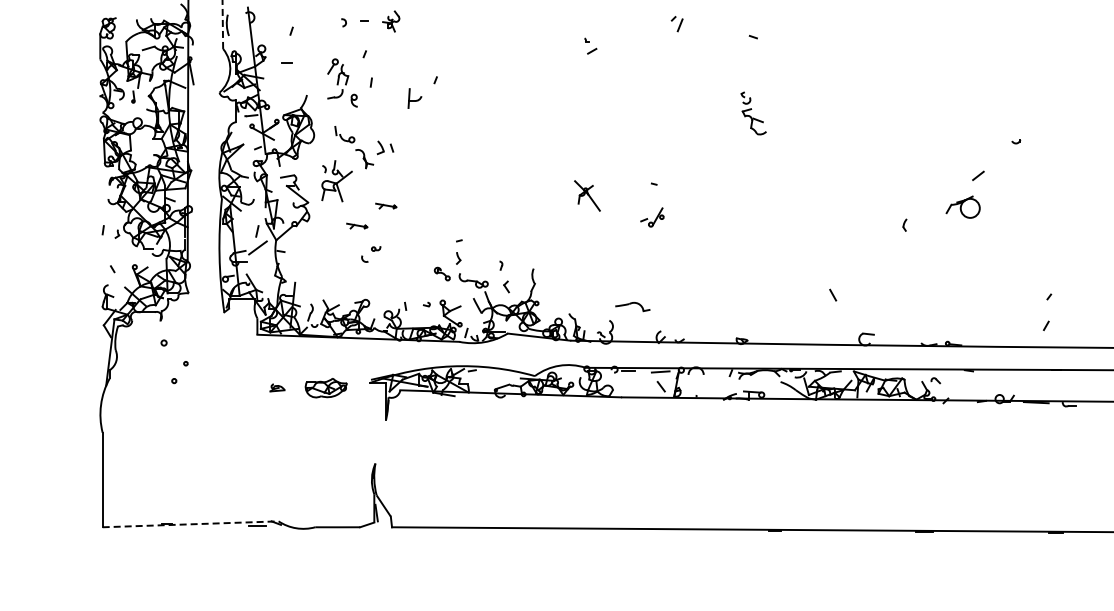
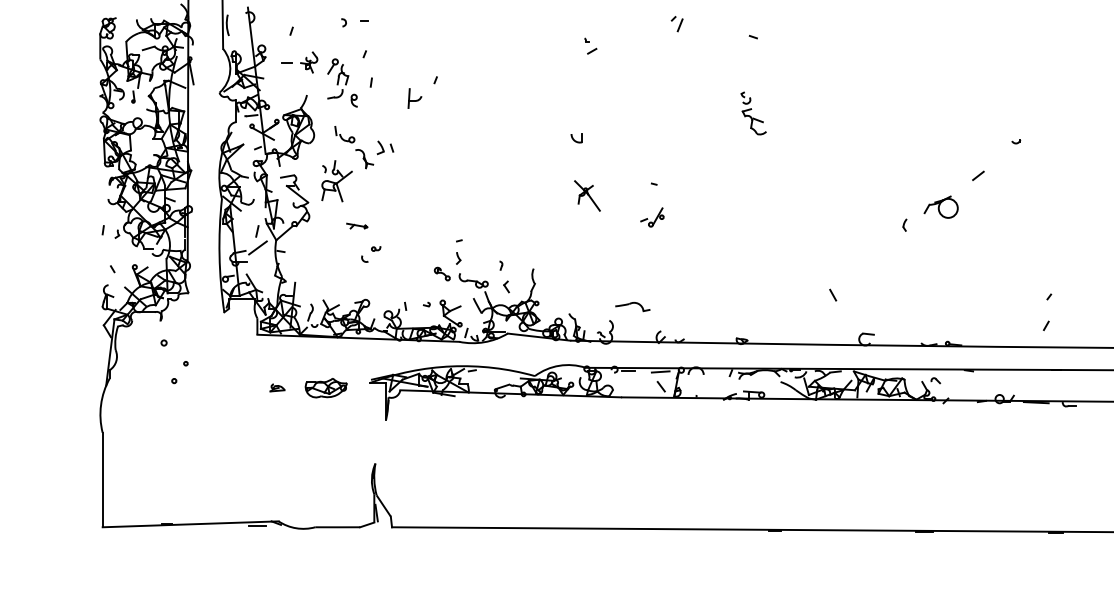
part position: (391, 21) -> (309, 62) (309, 62)
line: dashed -> solid (222, 24)
part: none -> present (576, 138)
part: present -> none (386, 205)
part position: (962, 206) -> (940, 206) (940, 206)
line: dashed -> solid (191, 524)
